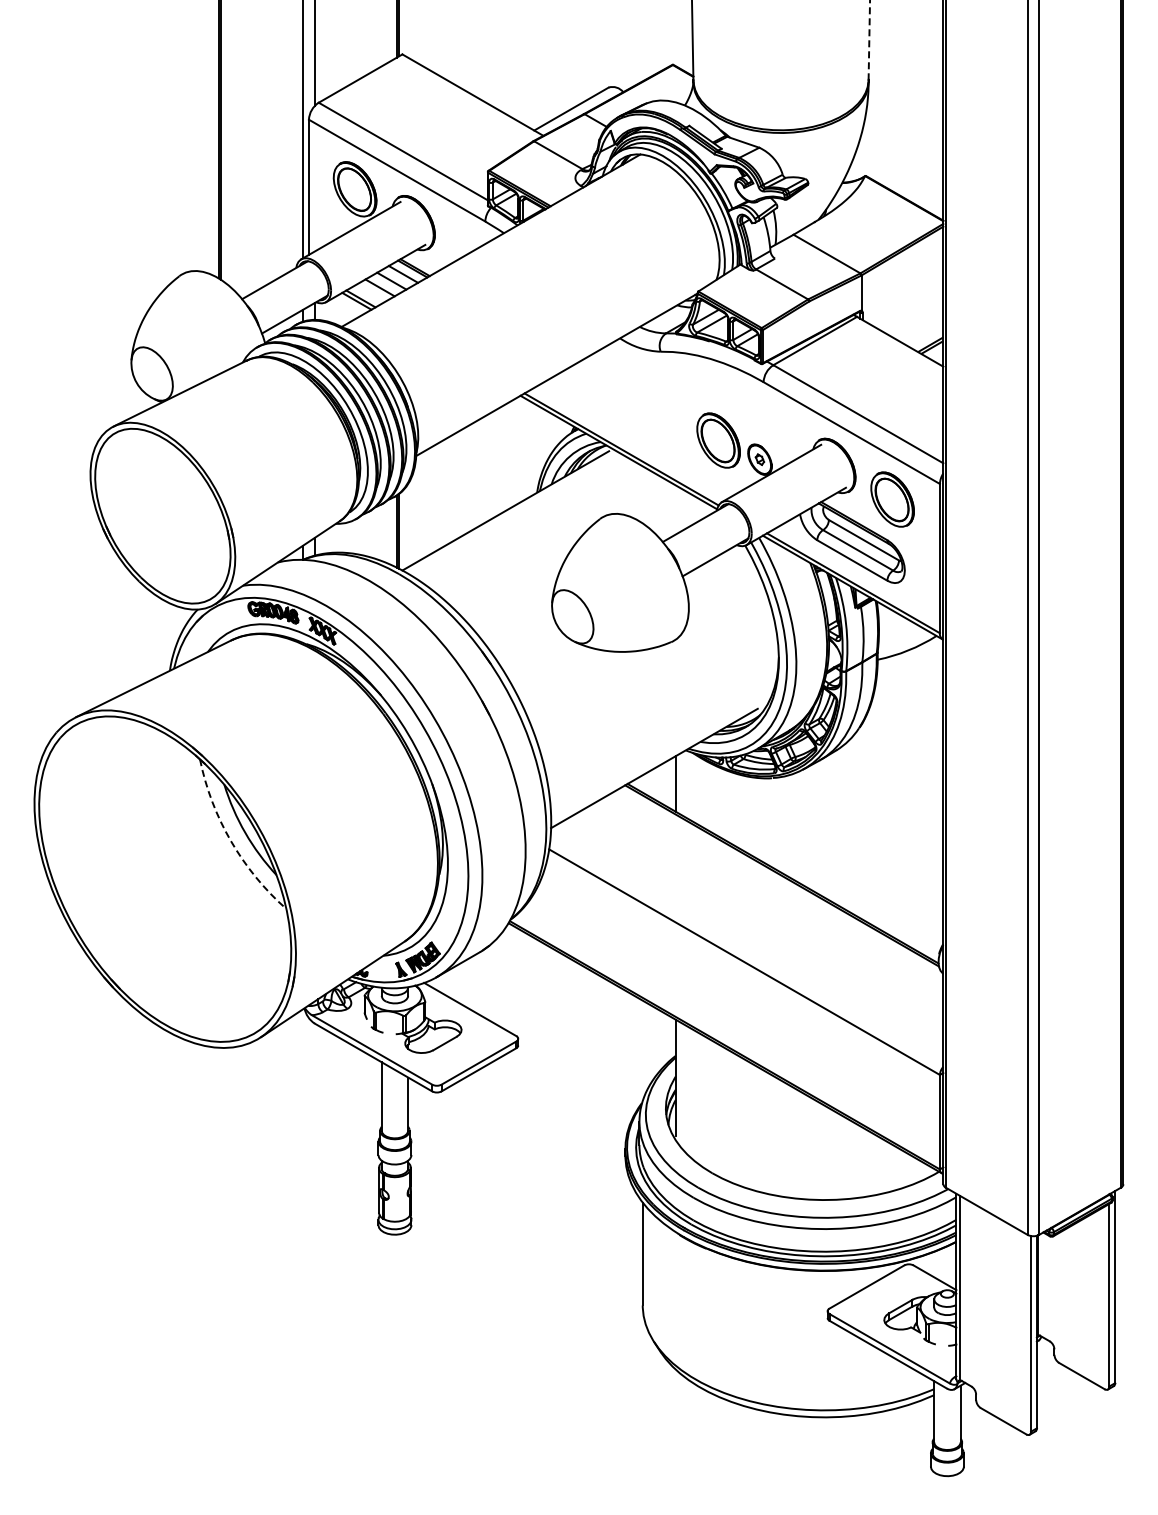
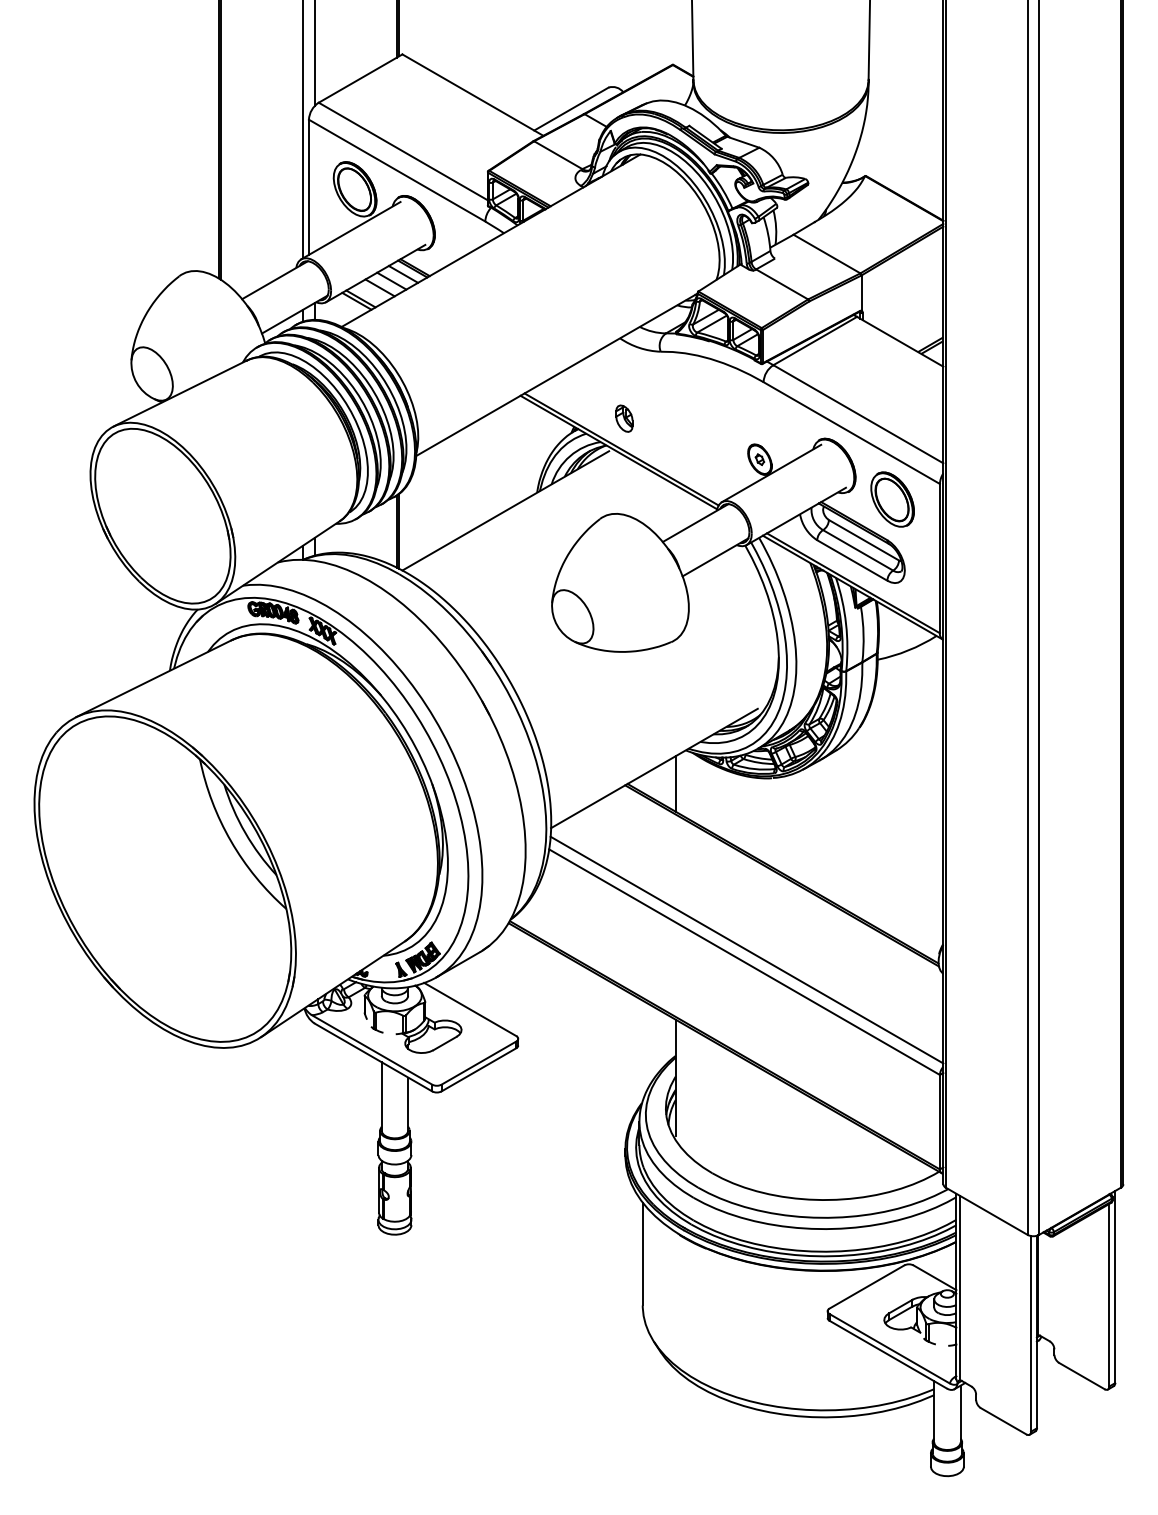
line: dashed -> solid (869, 40)
part: none -> present (624, 418)
part: present -> none (718, 440)
arc: dashed -> solid (231, 841)
line: none -> present (746, 949)
